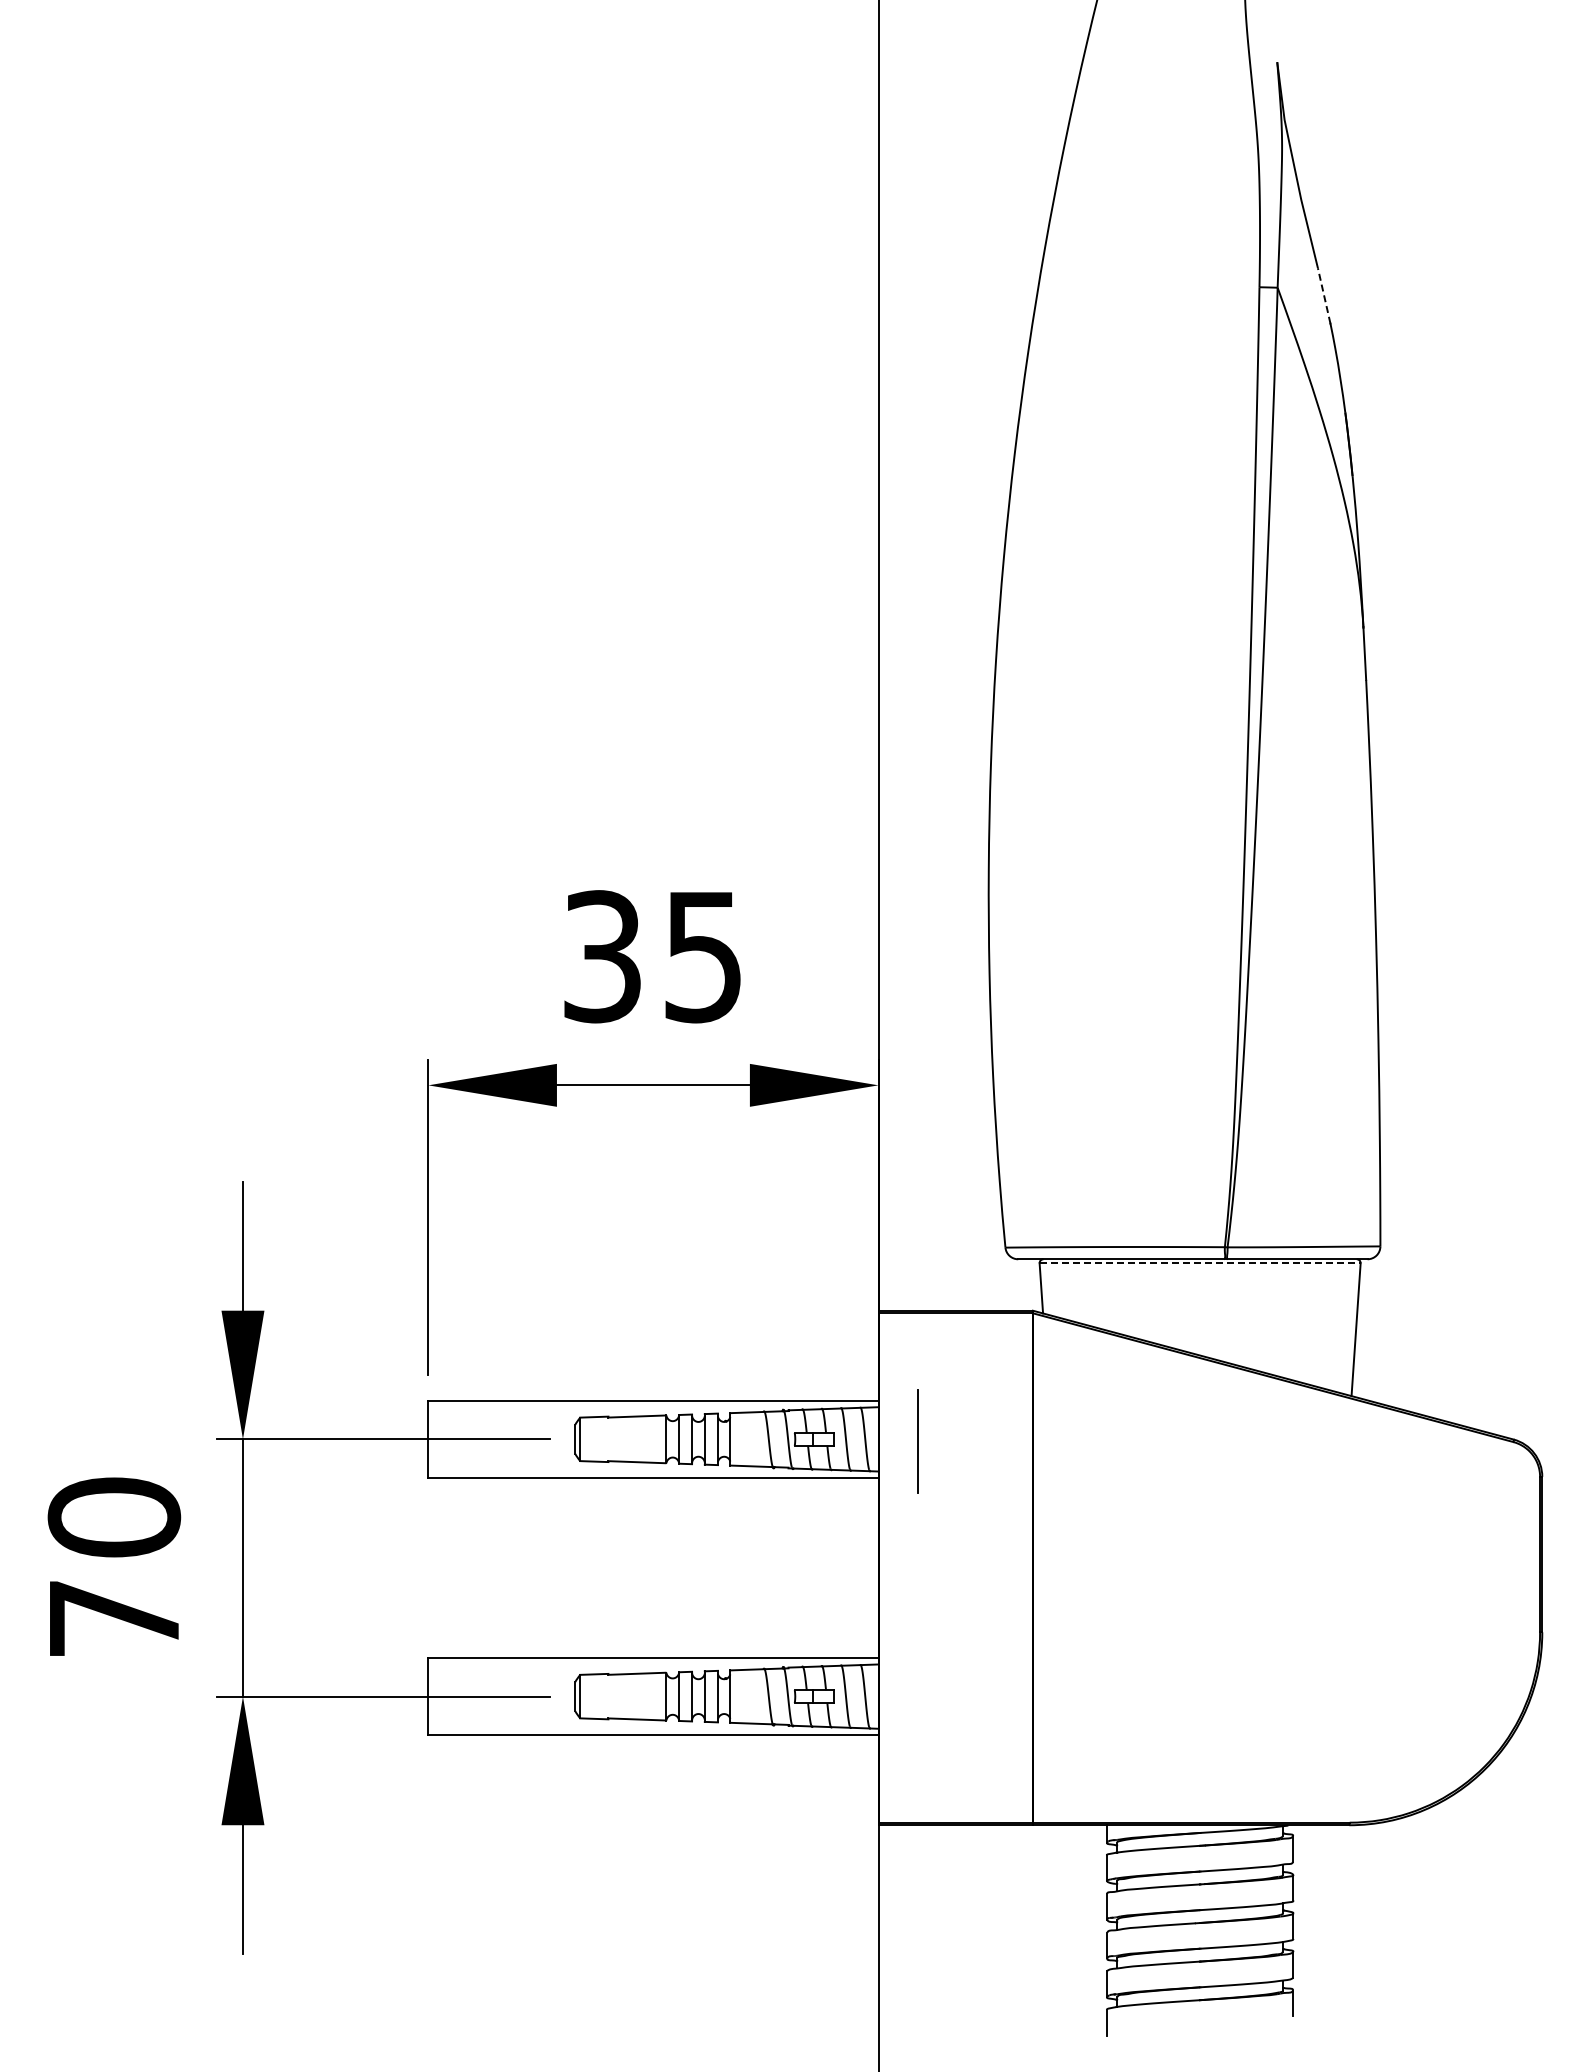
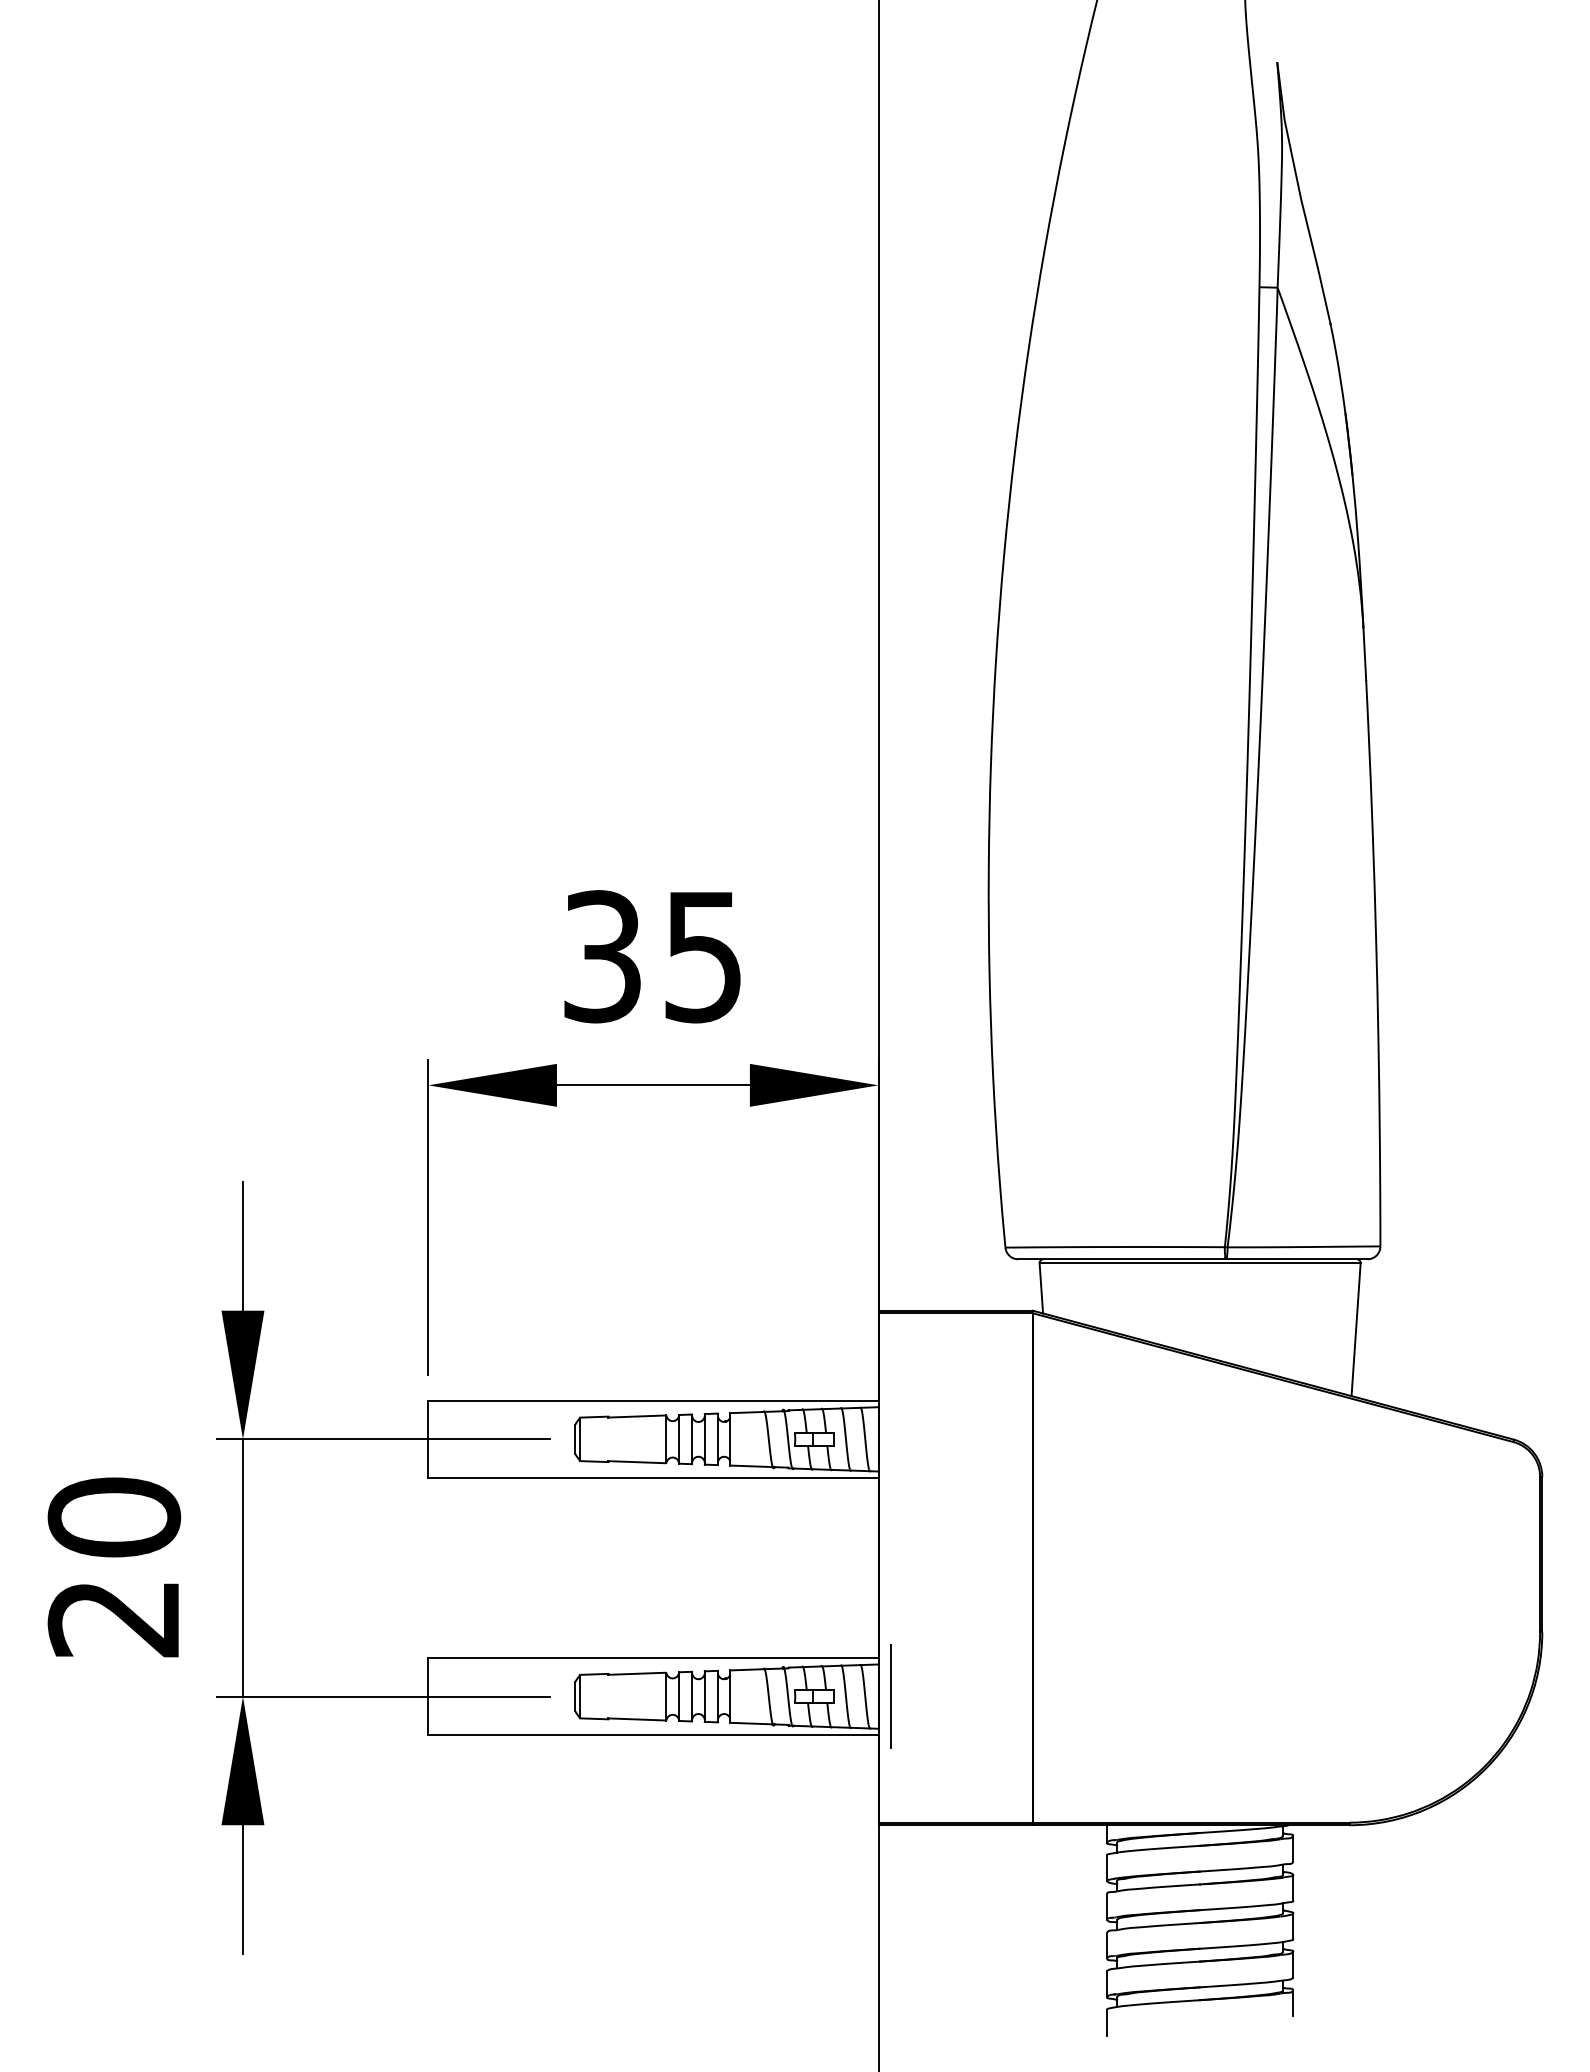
line: dashed -> solid (1324, 295)
line: dashed -> solid (1200, 1263)
line position: (917, 1441) -> (890, 1696) (890, 1696)
text: 70 -> 20 (112, 1619)
